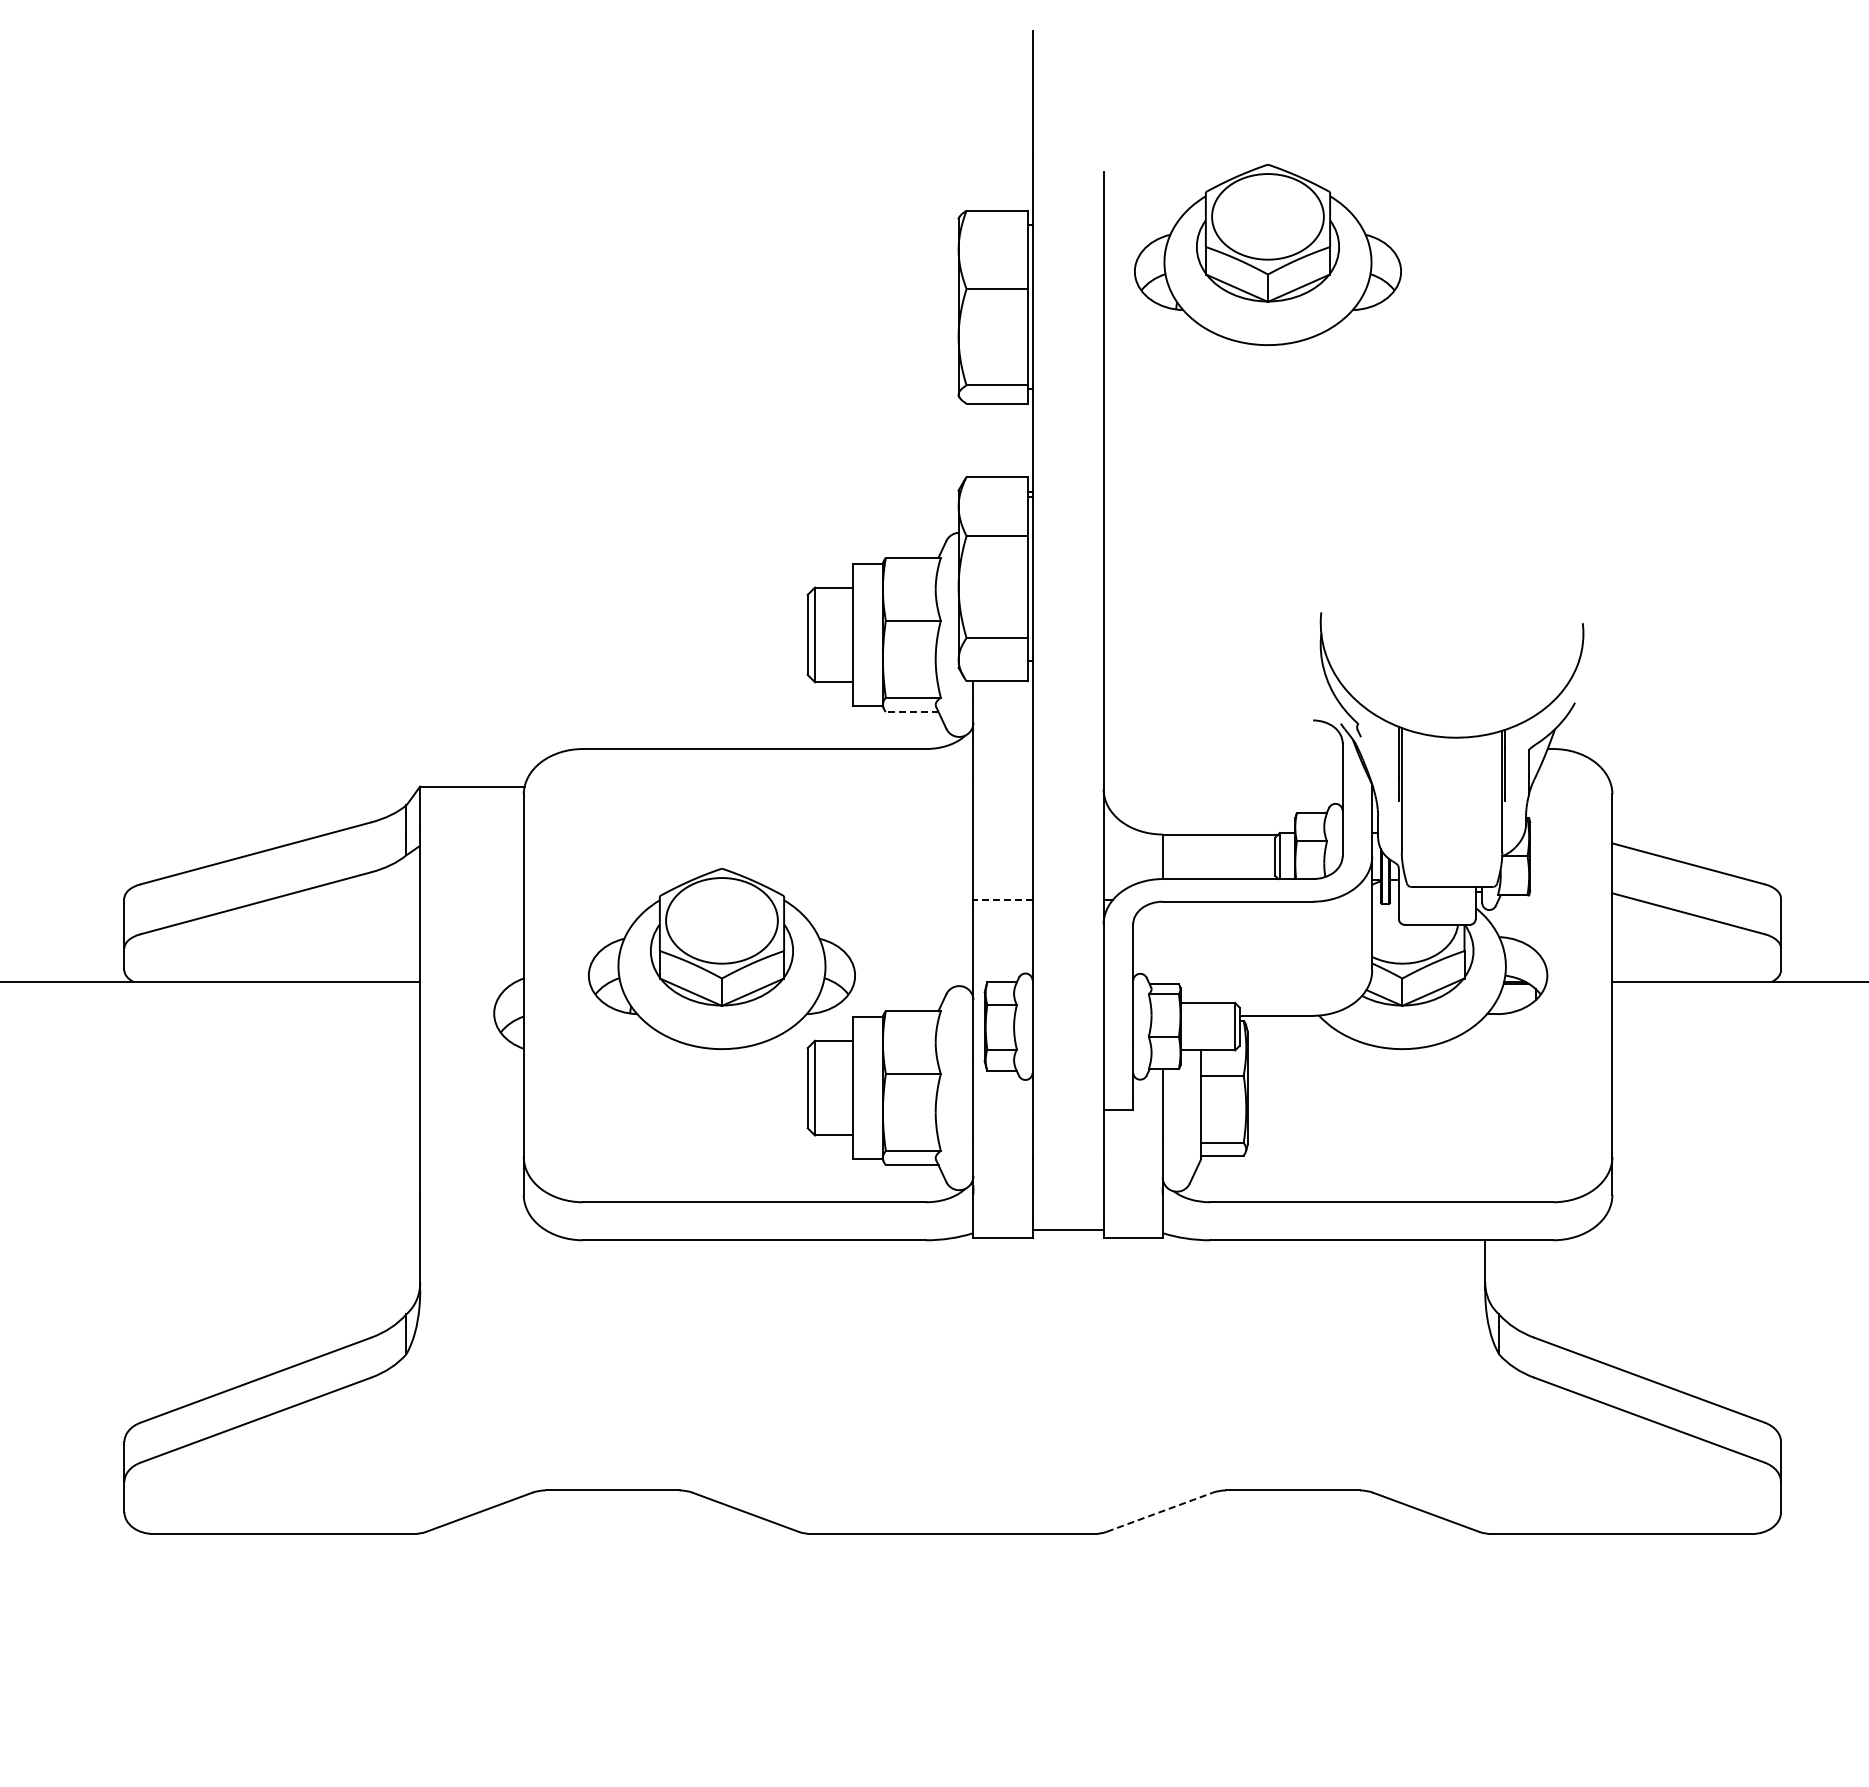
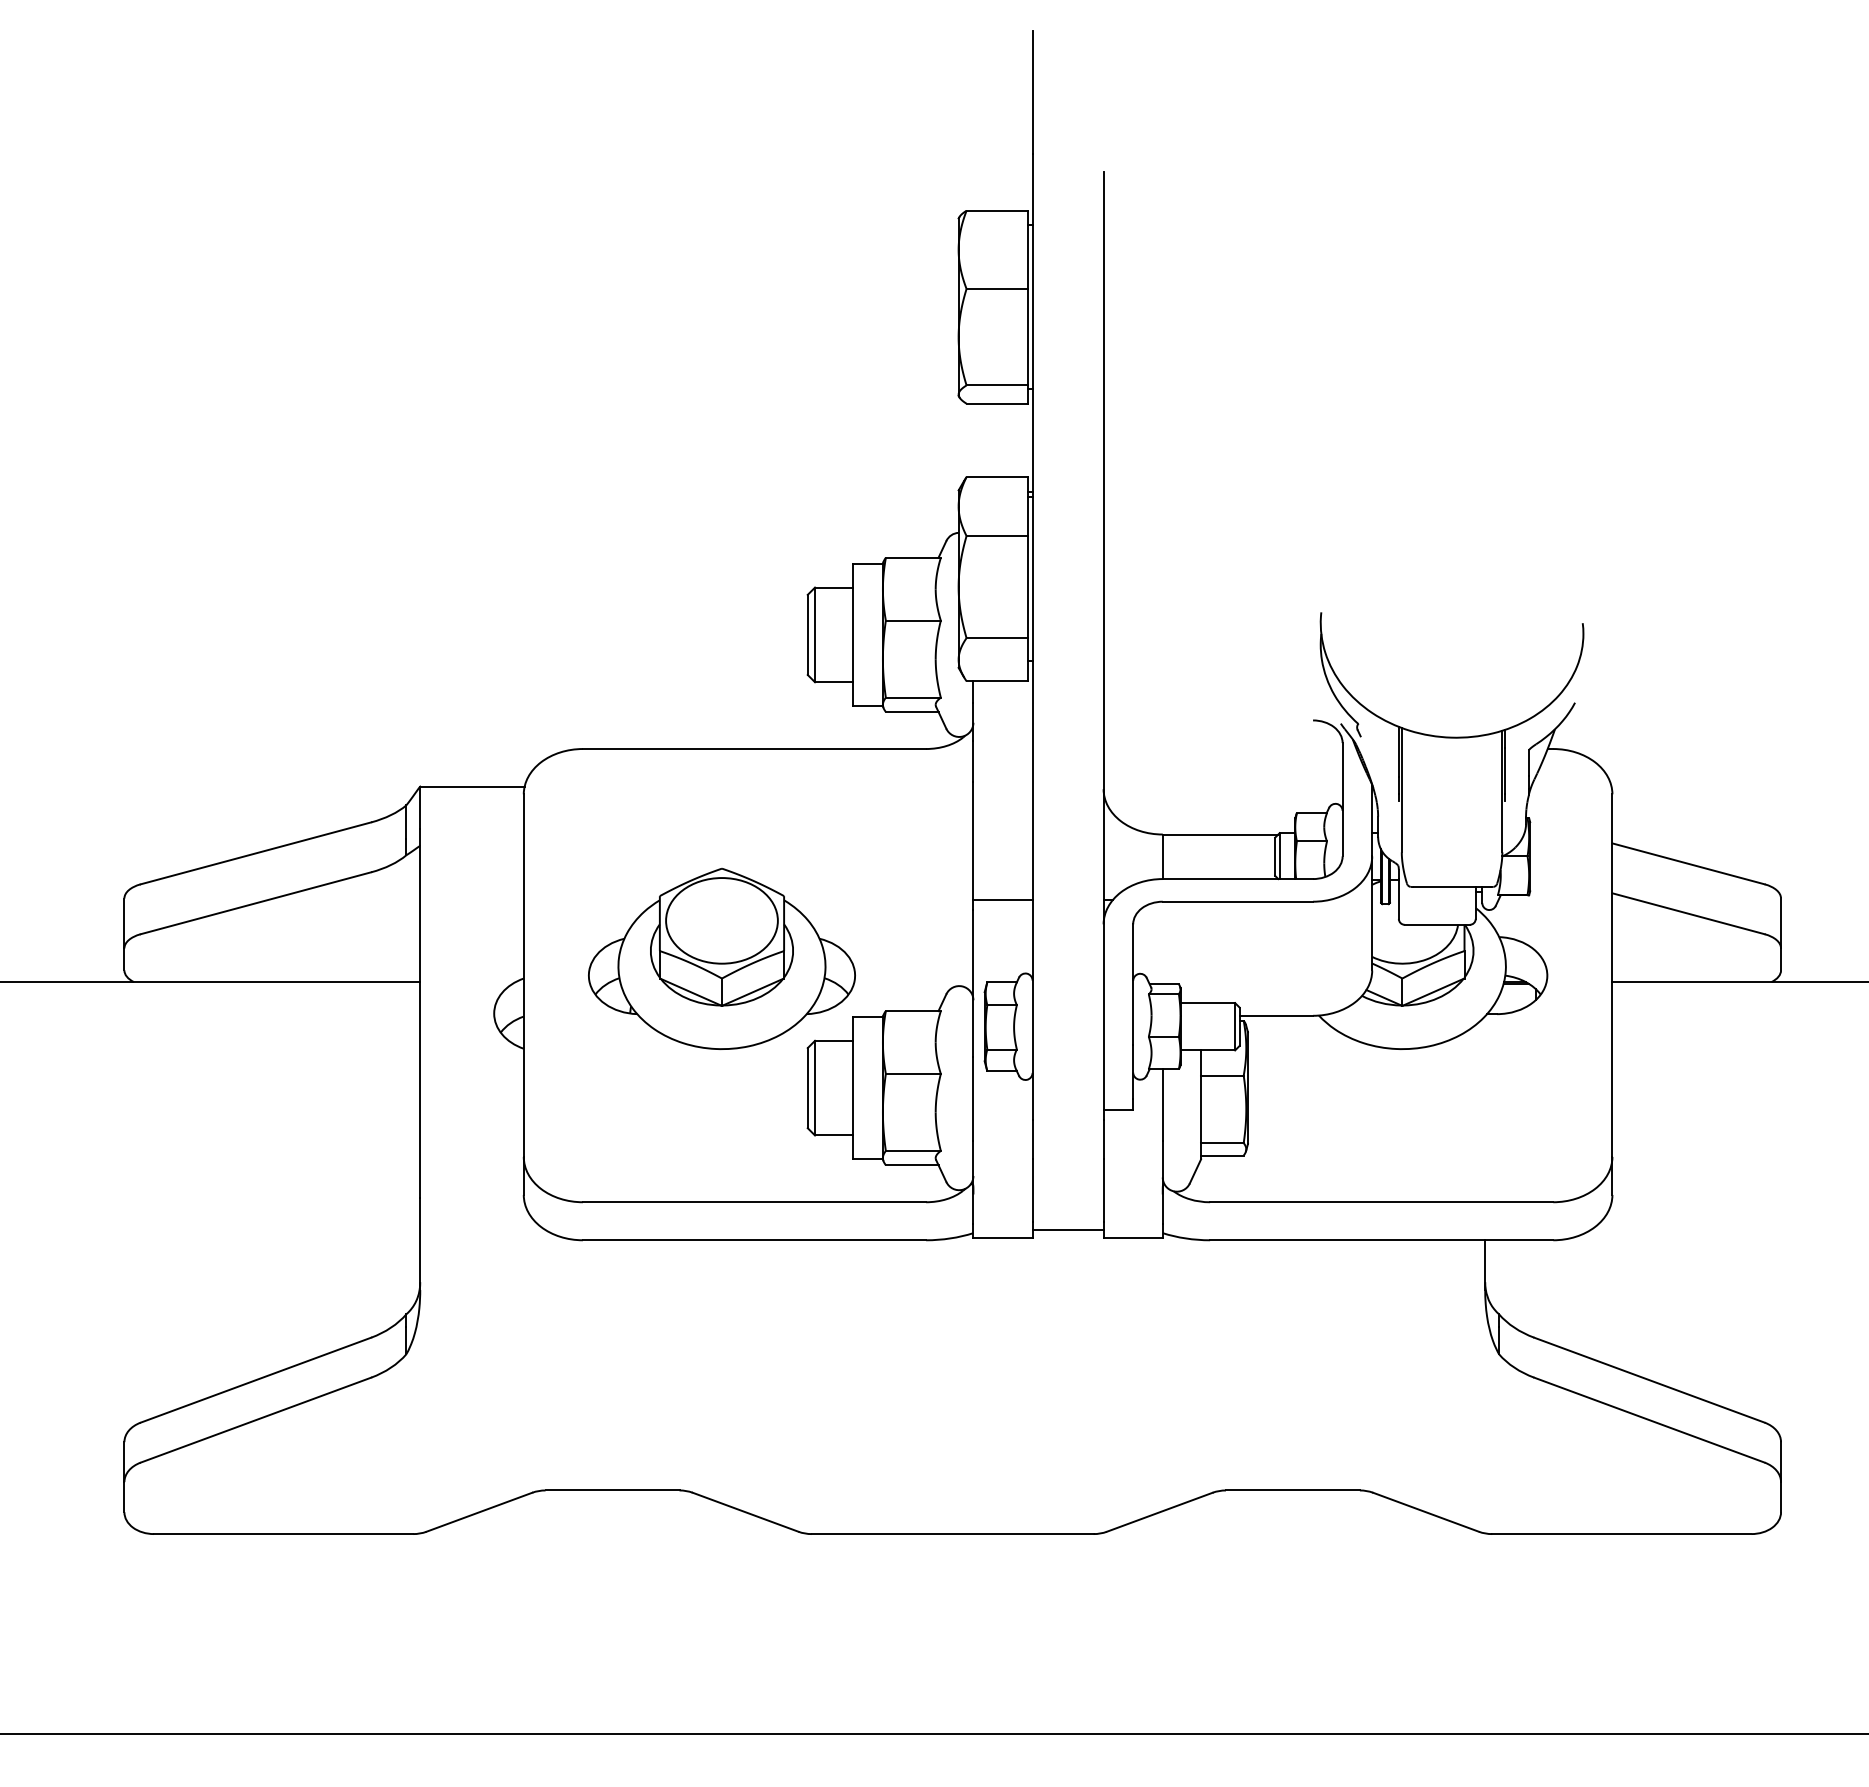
part: present -> none (1267, 254)
line: dashed -> solid (911, 711)
line: dashed -> solid (1003, 899)
line: dashed -> solid (1160, 1512)
line: none -> present (933, 1733)
